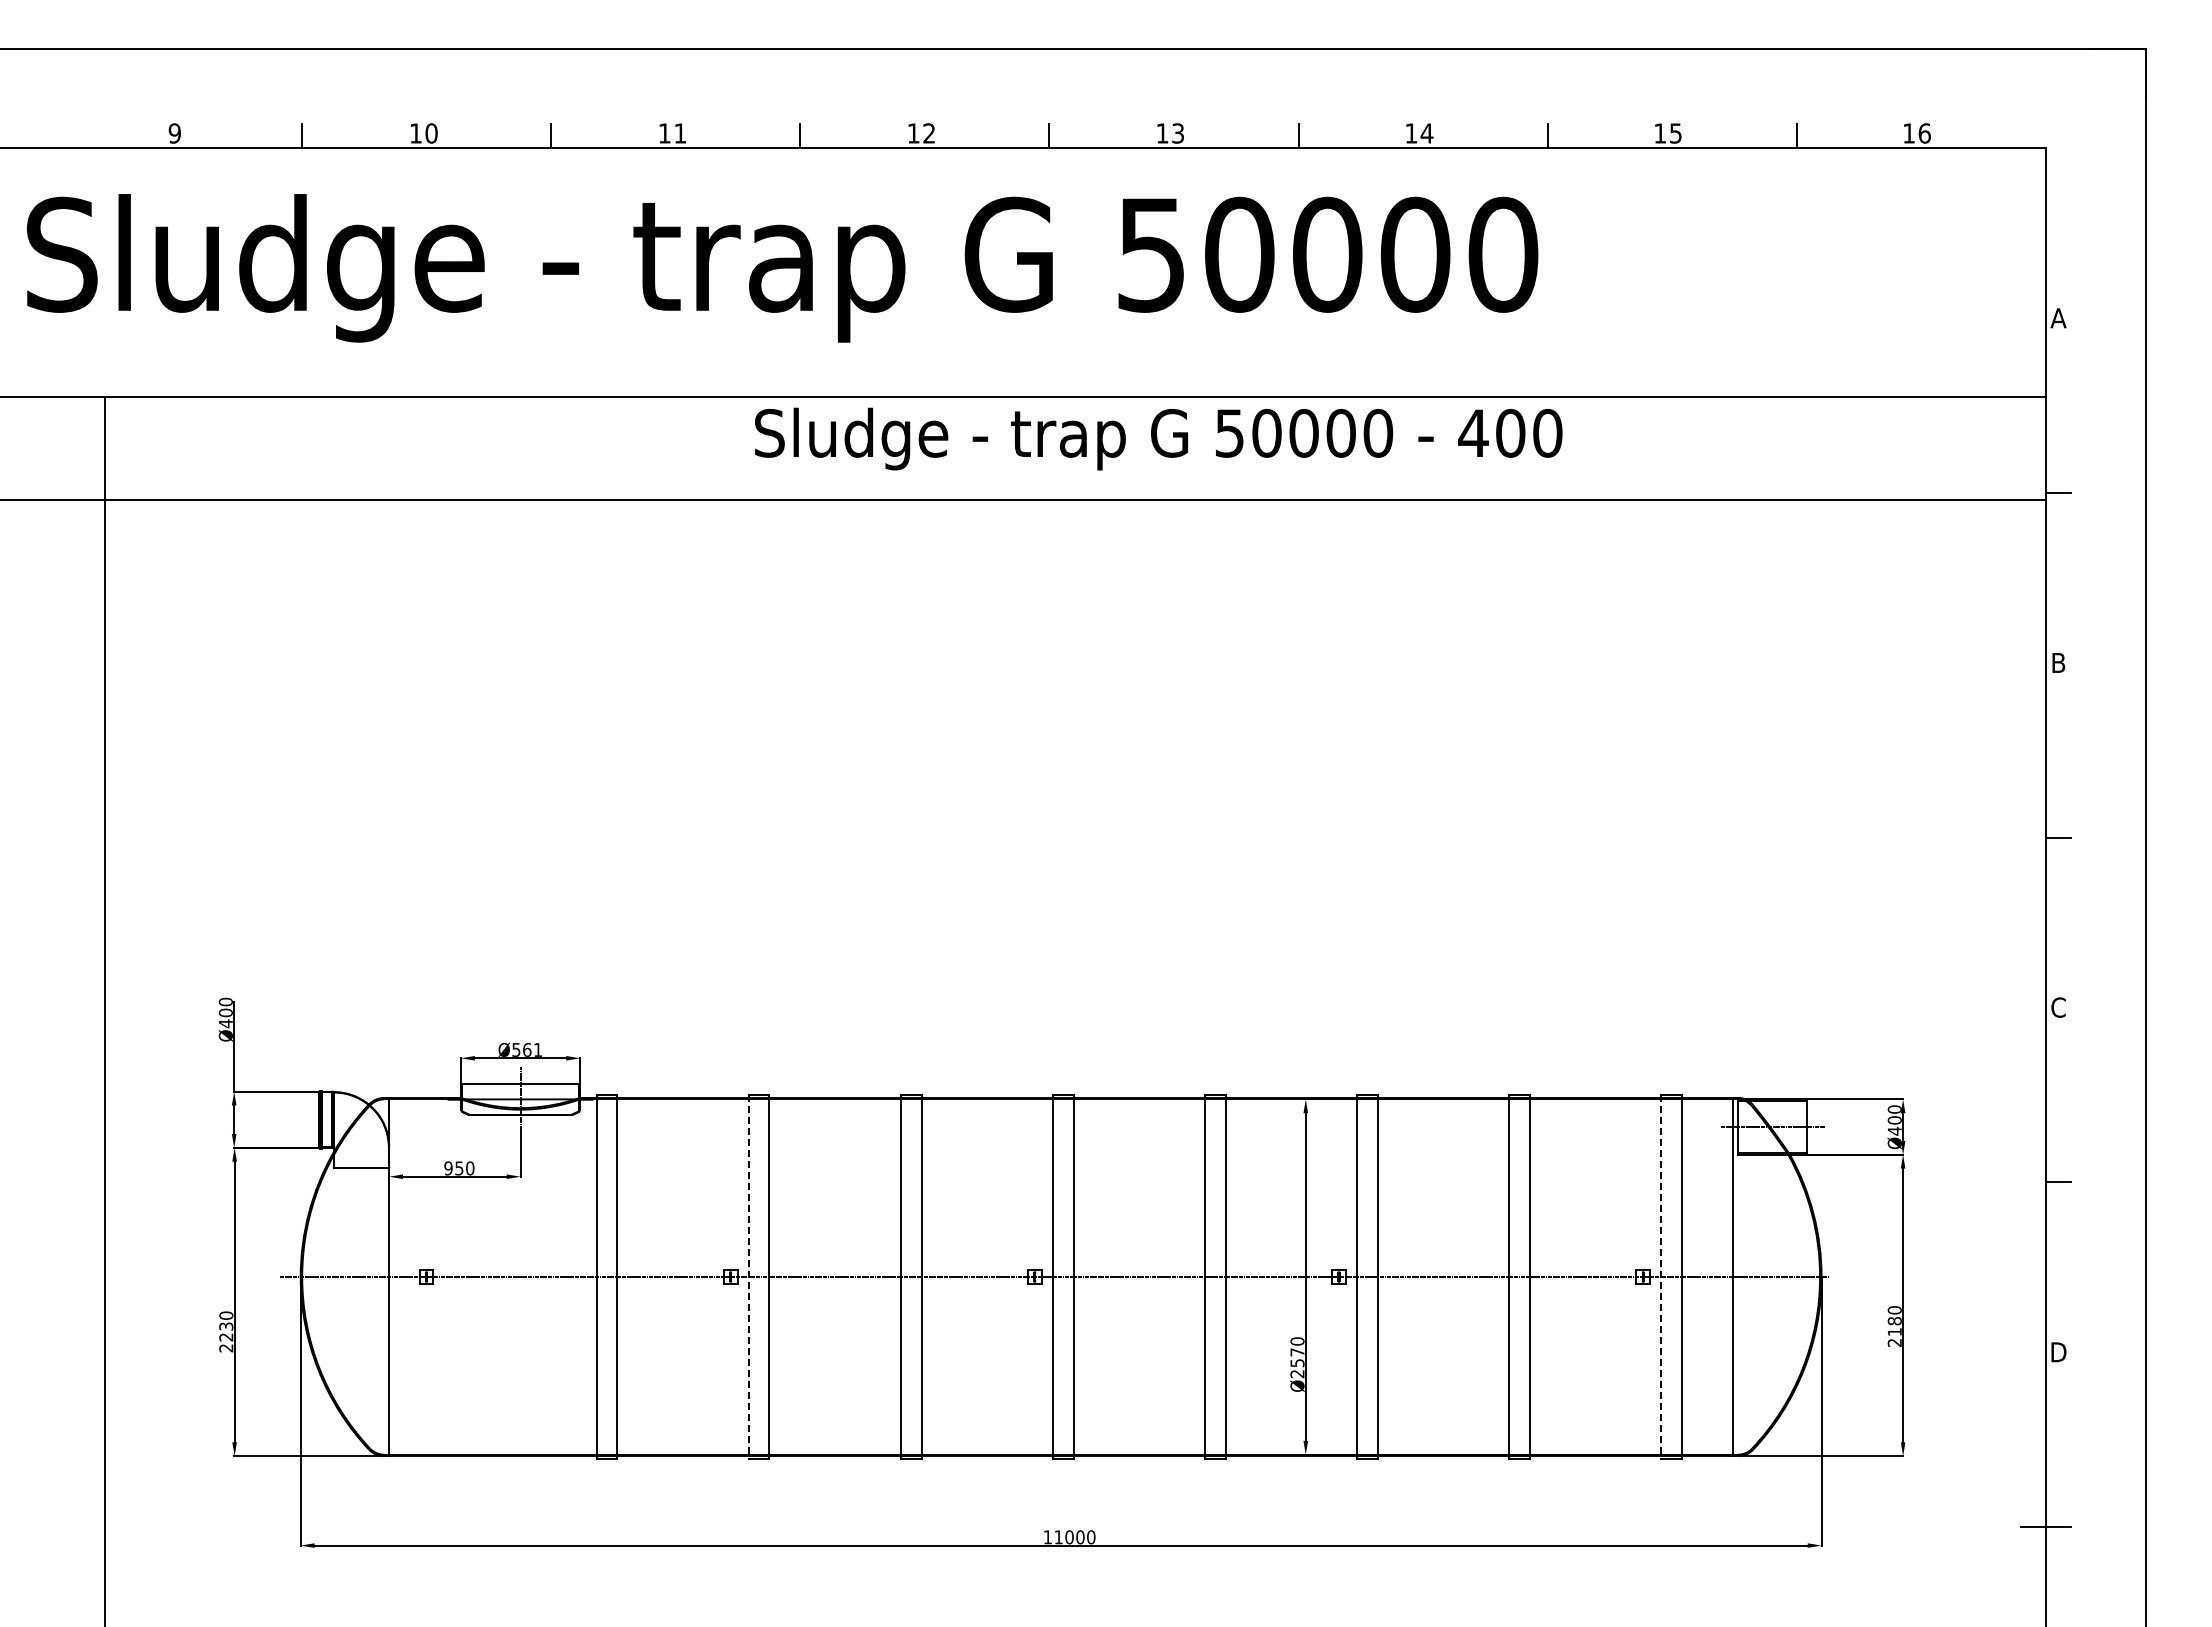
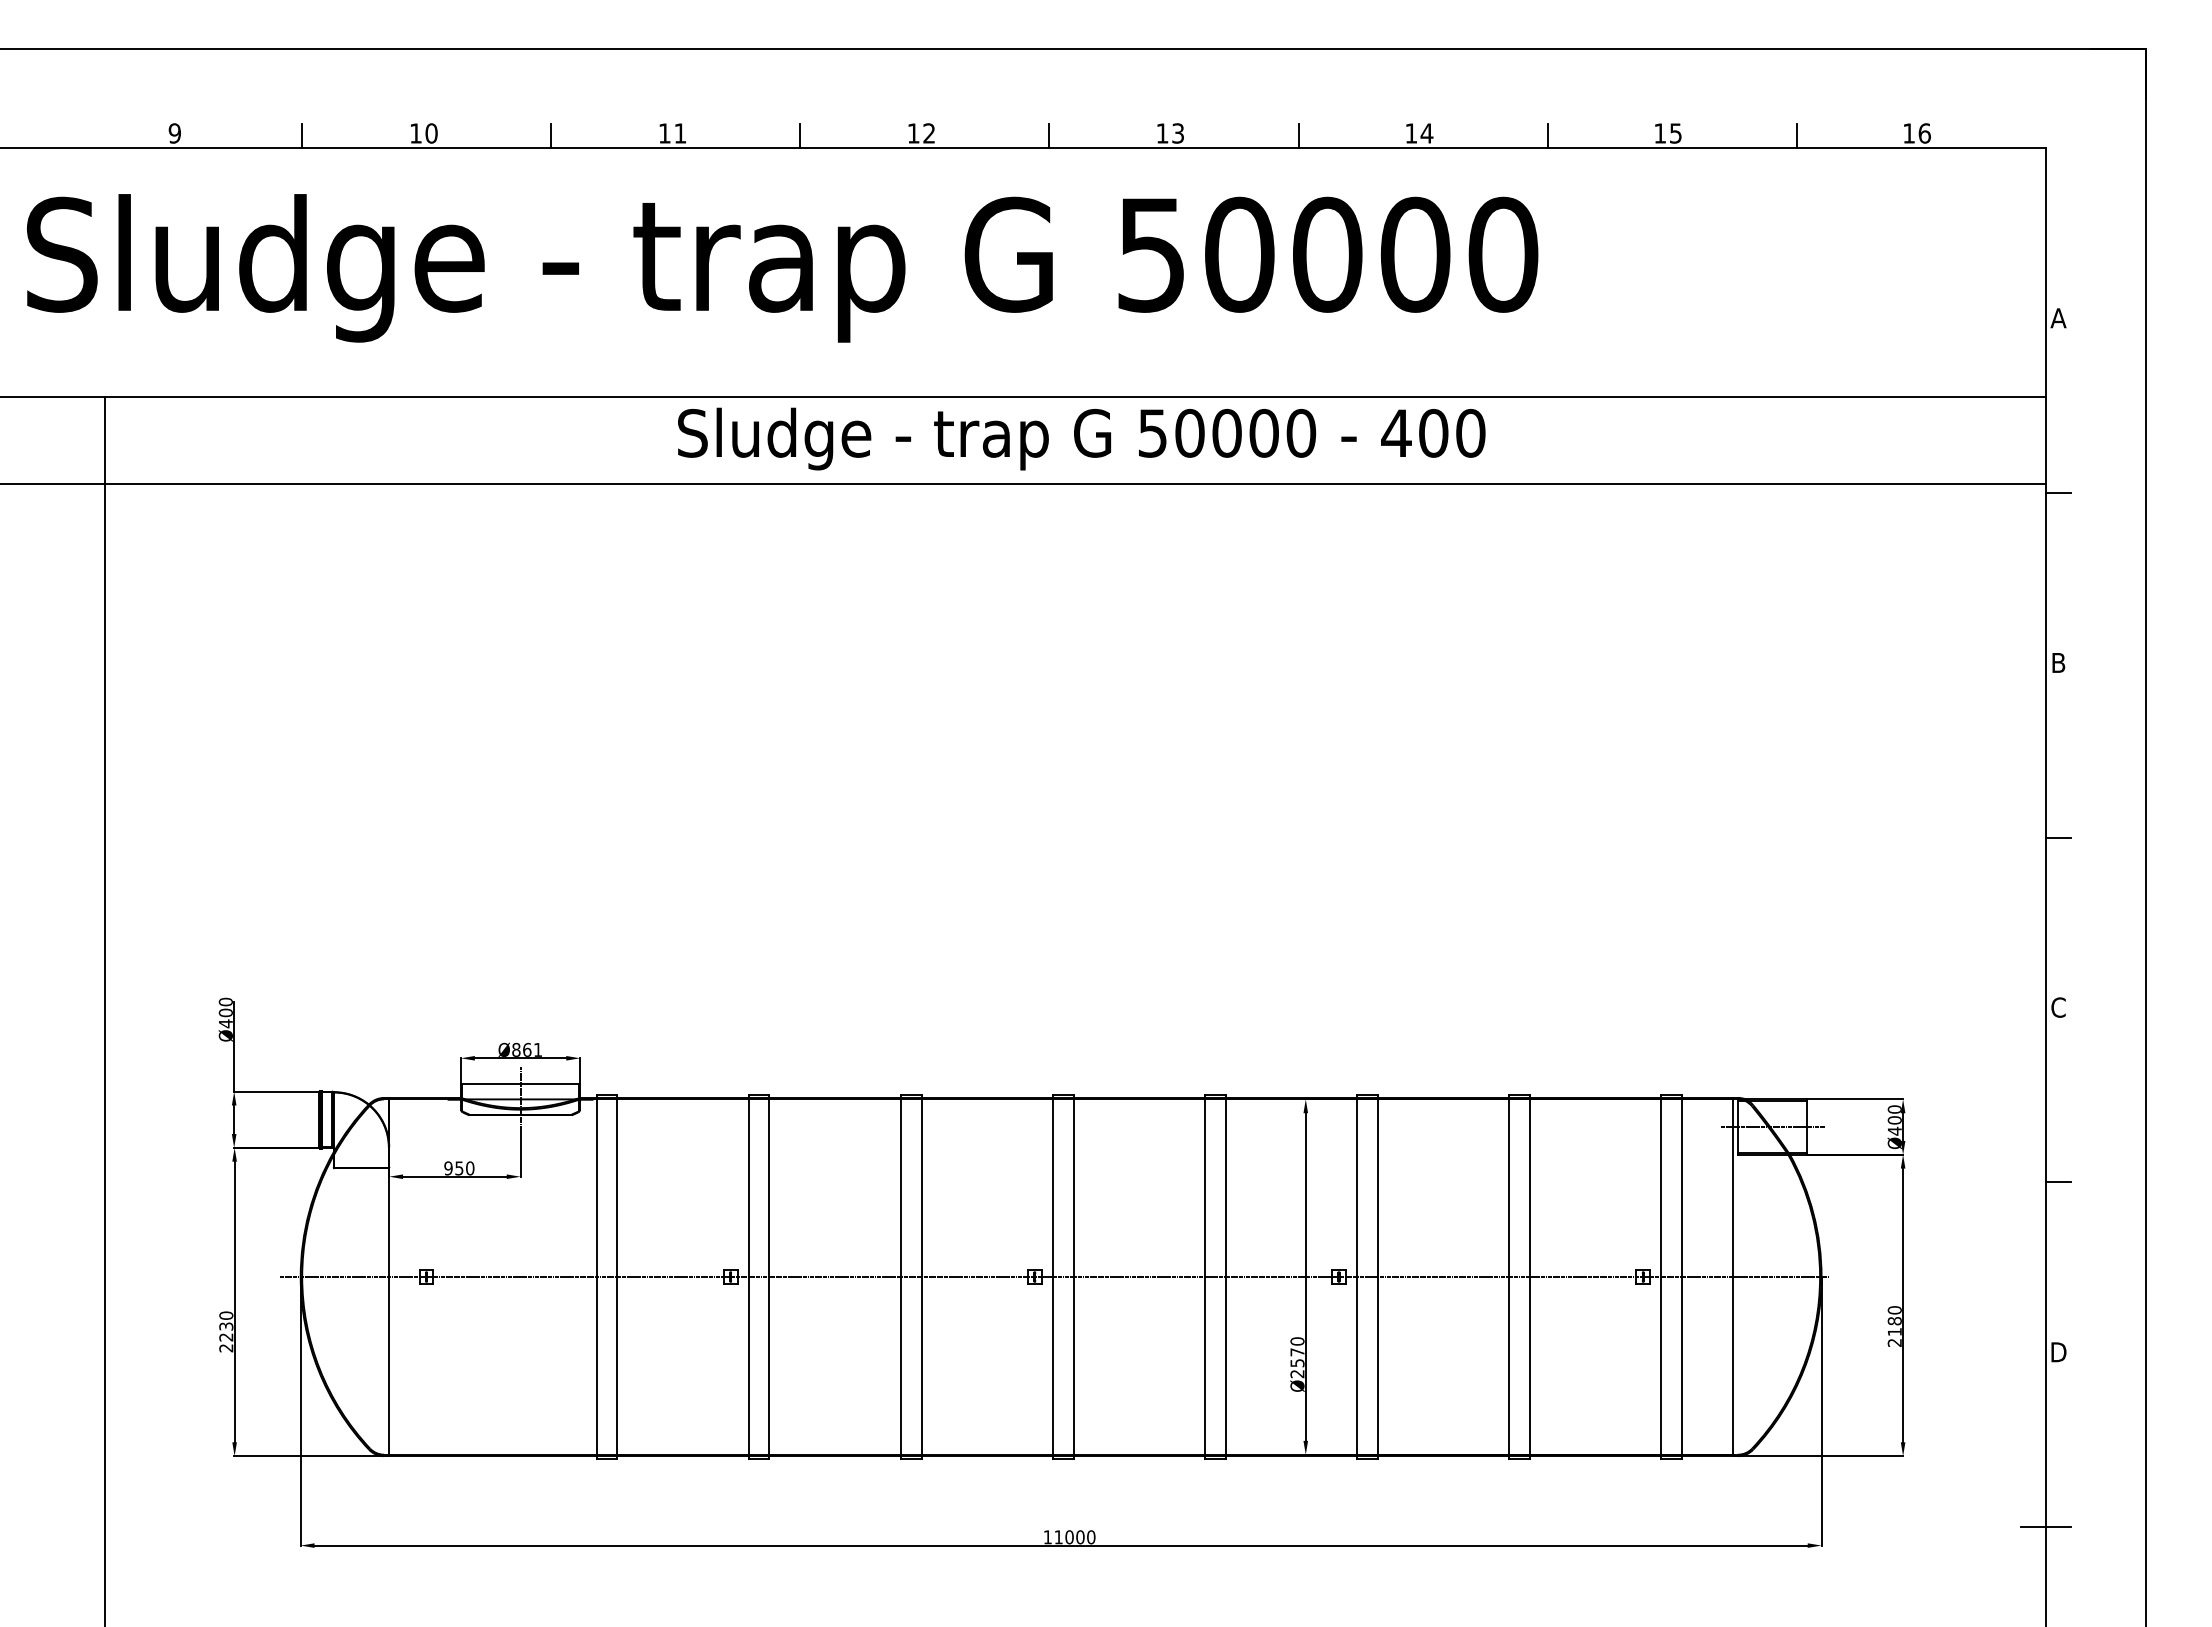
text position: (1158, 438) -> (1081, 438) (1081, 438)
line position: (1024, 500) -> (1024, 484) (1024, 484)
text: Ø561 -> Ø861 (516, 1049)
line: dashed -> solid (748, 1277)
line: dashed -> solid (1661, 1277)
